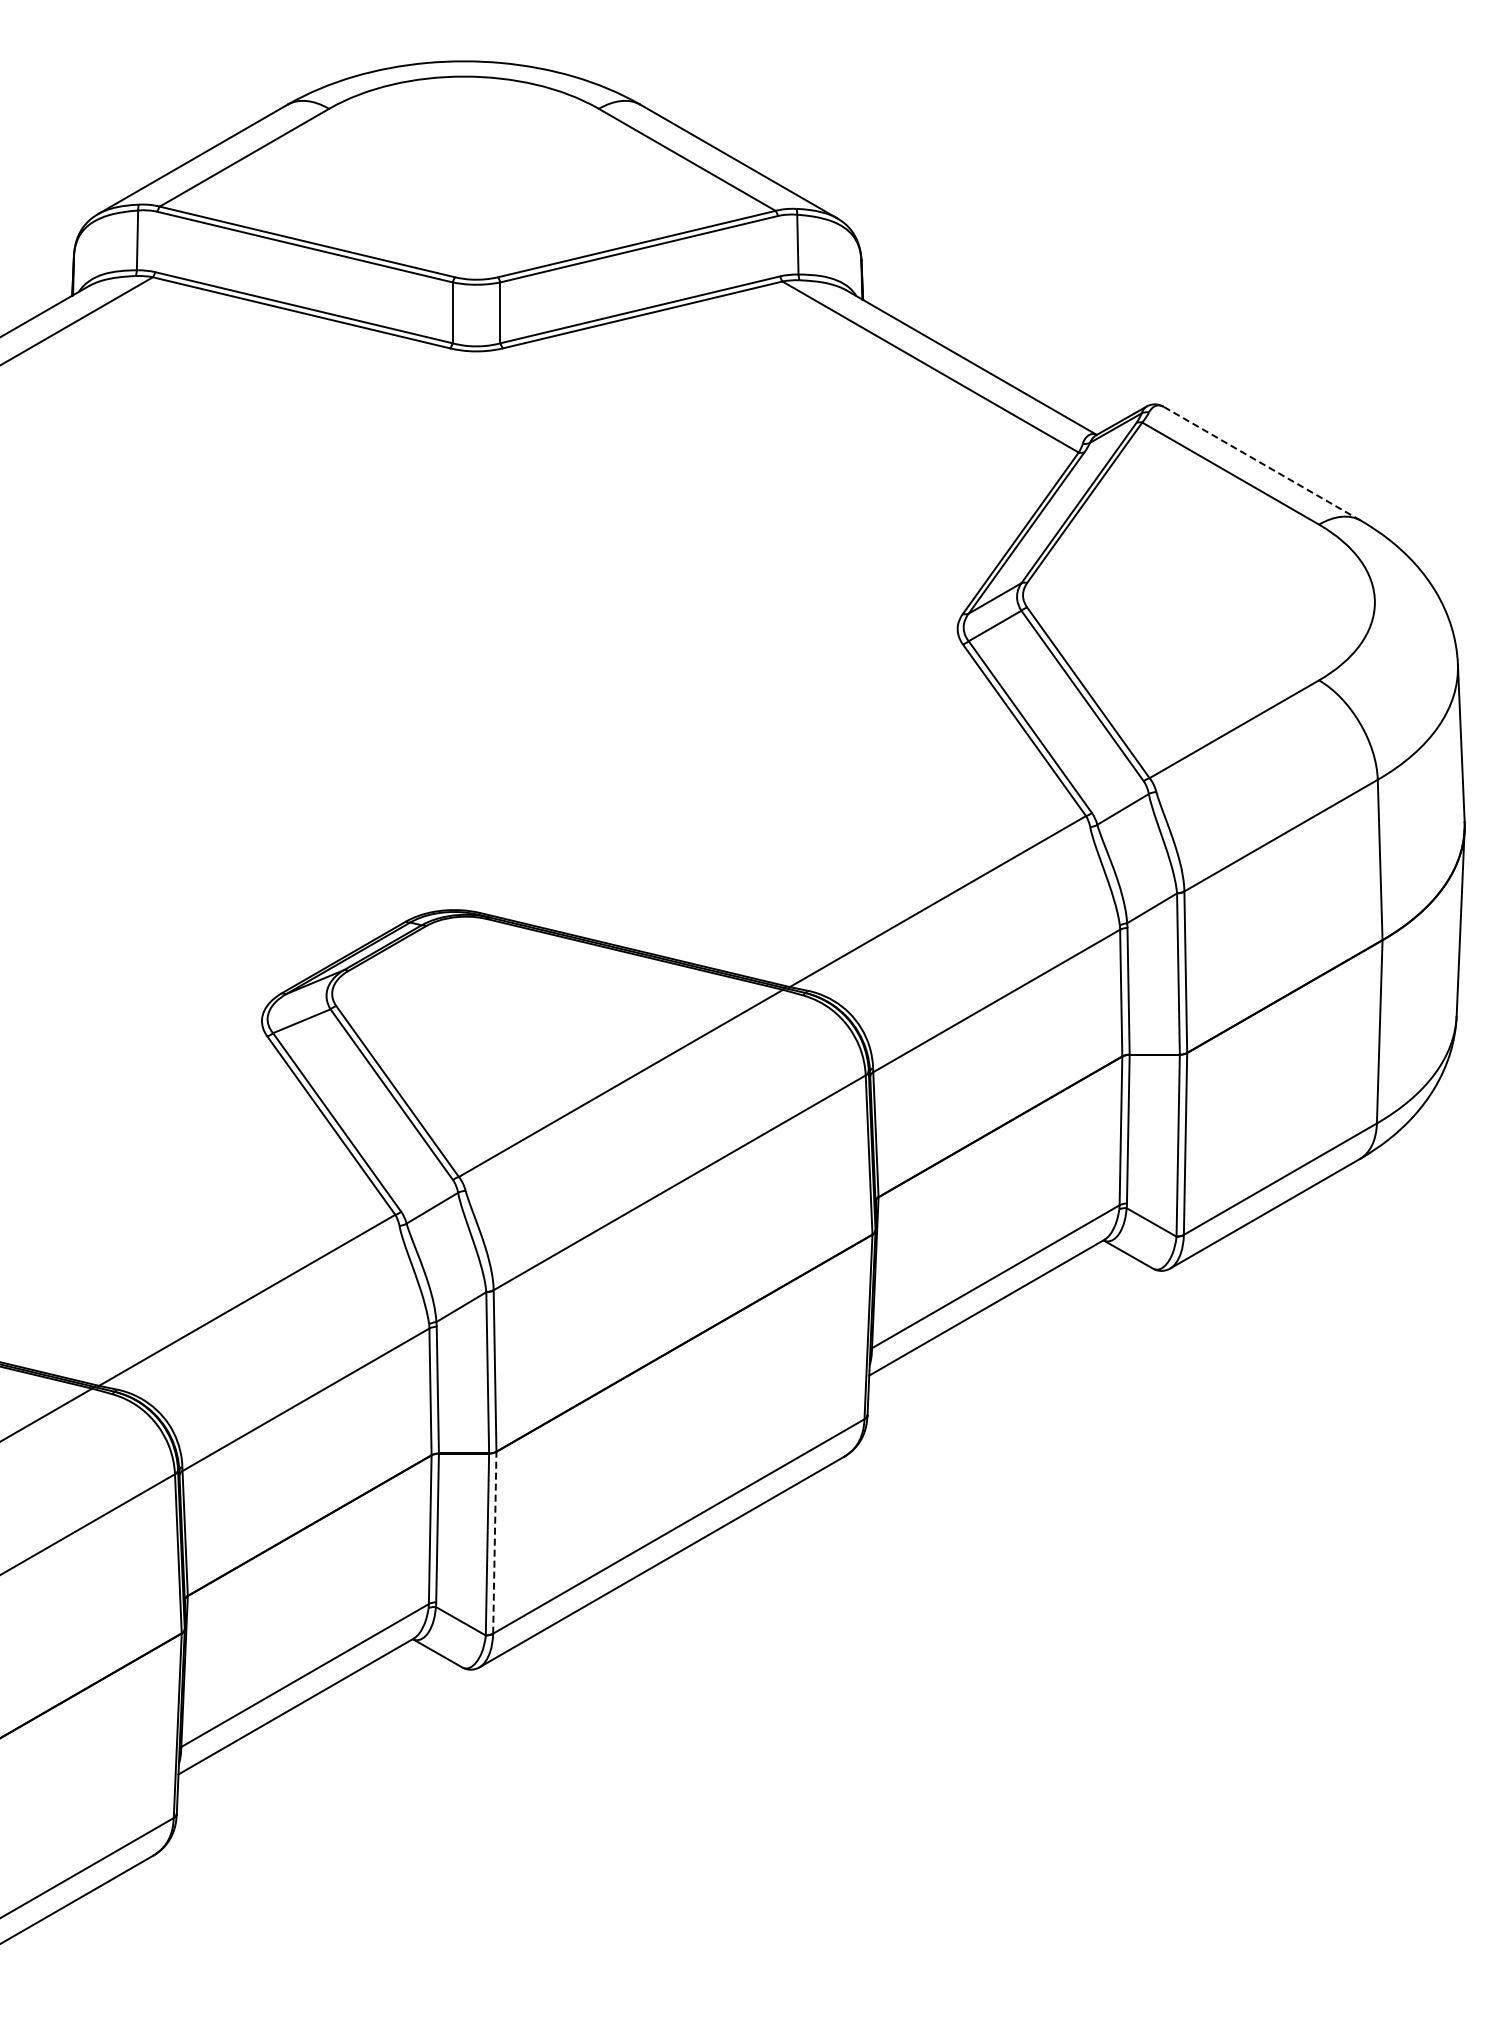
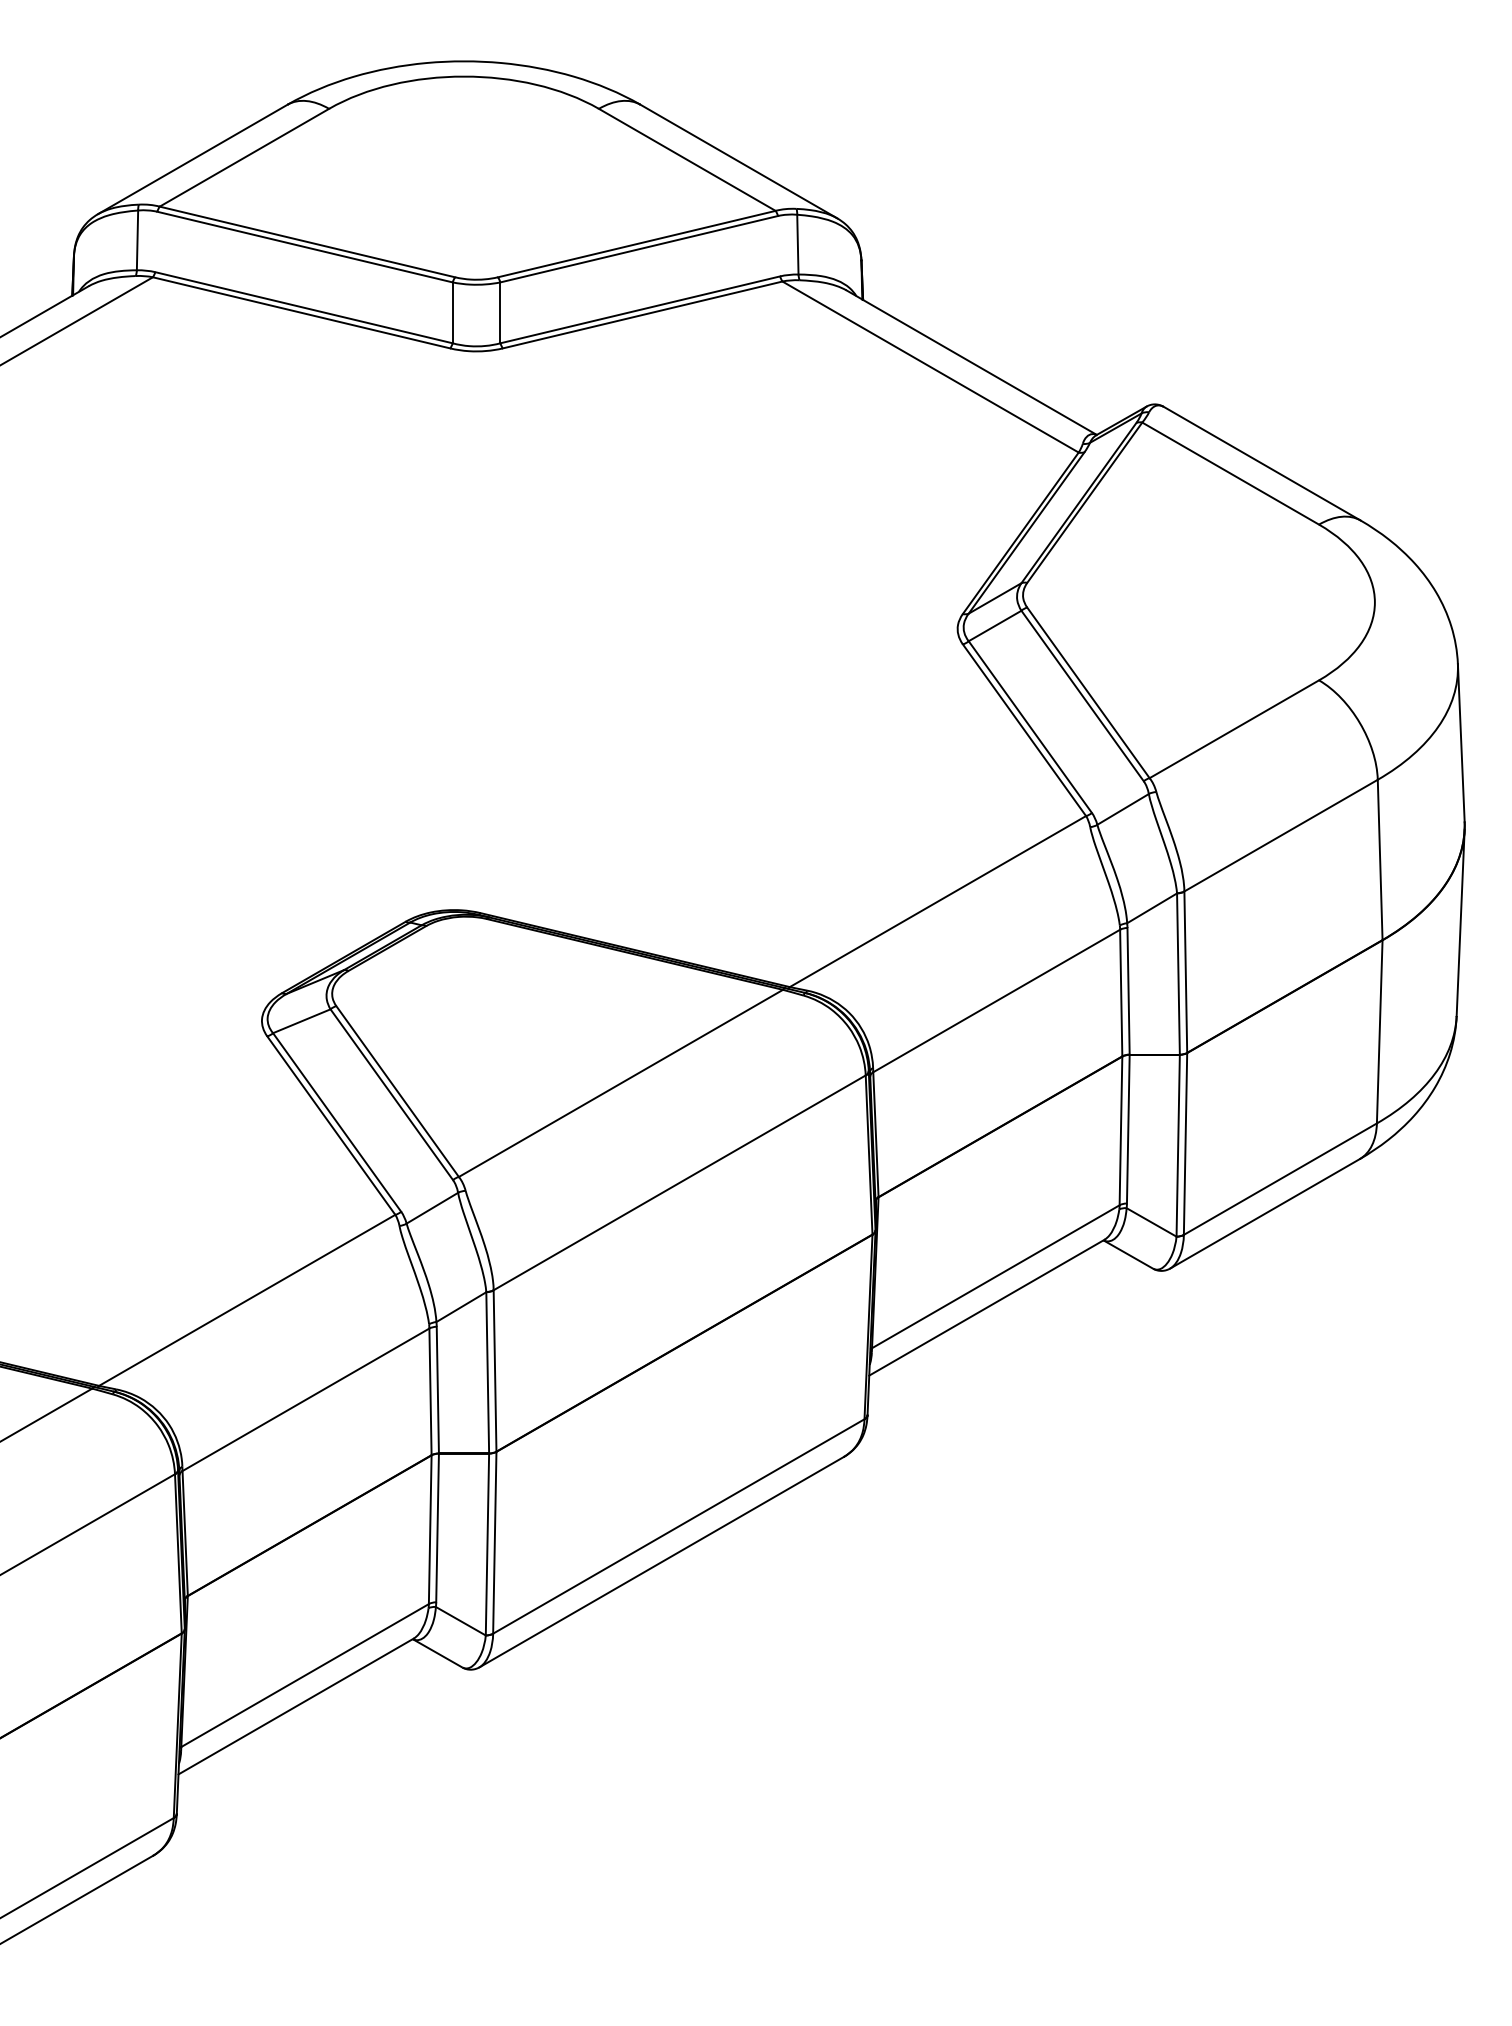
line: dashed -> solid (1262, 463)
line: dashed -> solid (494, 1542)
